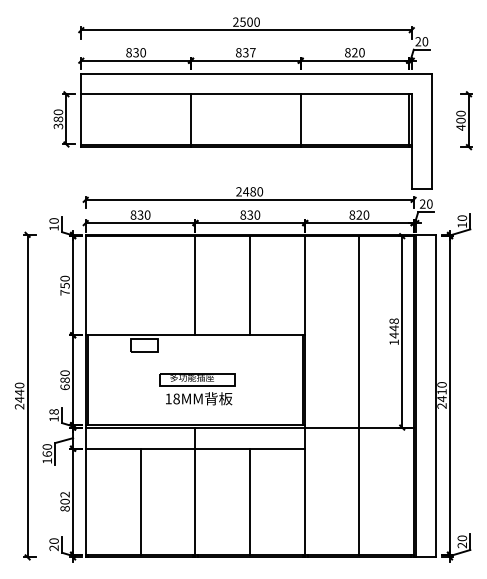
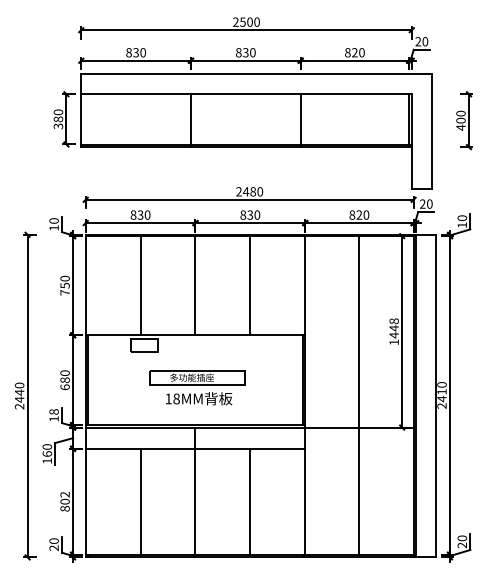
text: 837 -> 830 (252, 52)
line: none -> present (140, 285)
part size: 77x33 px -> 97x36 px (197, 387)
